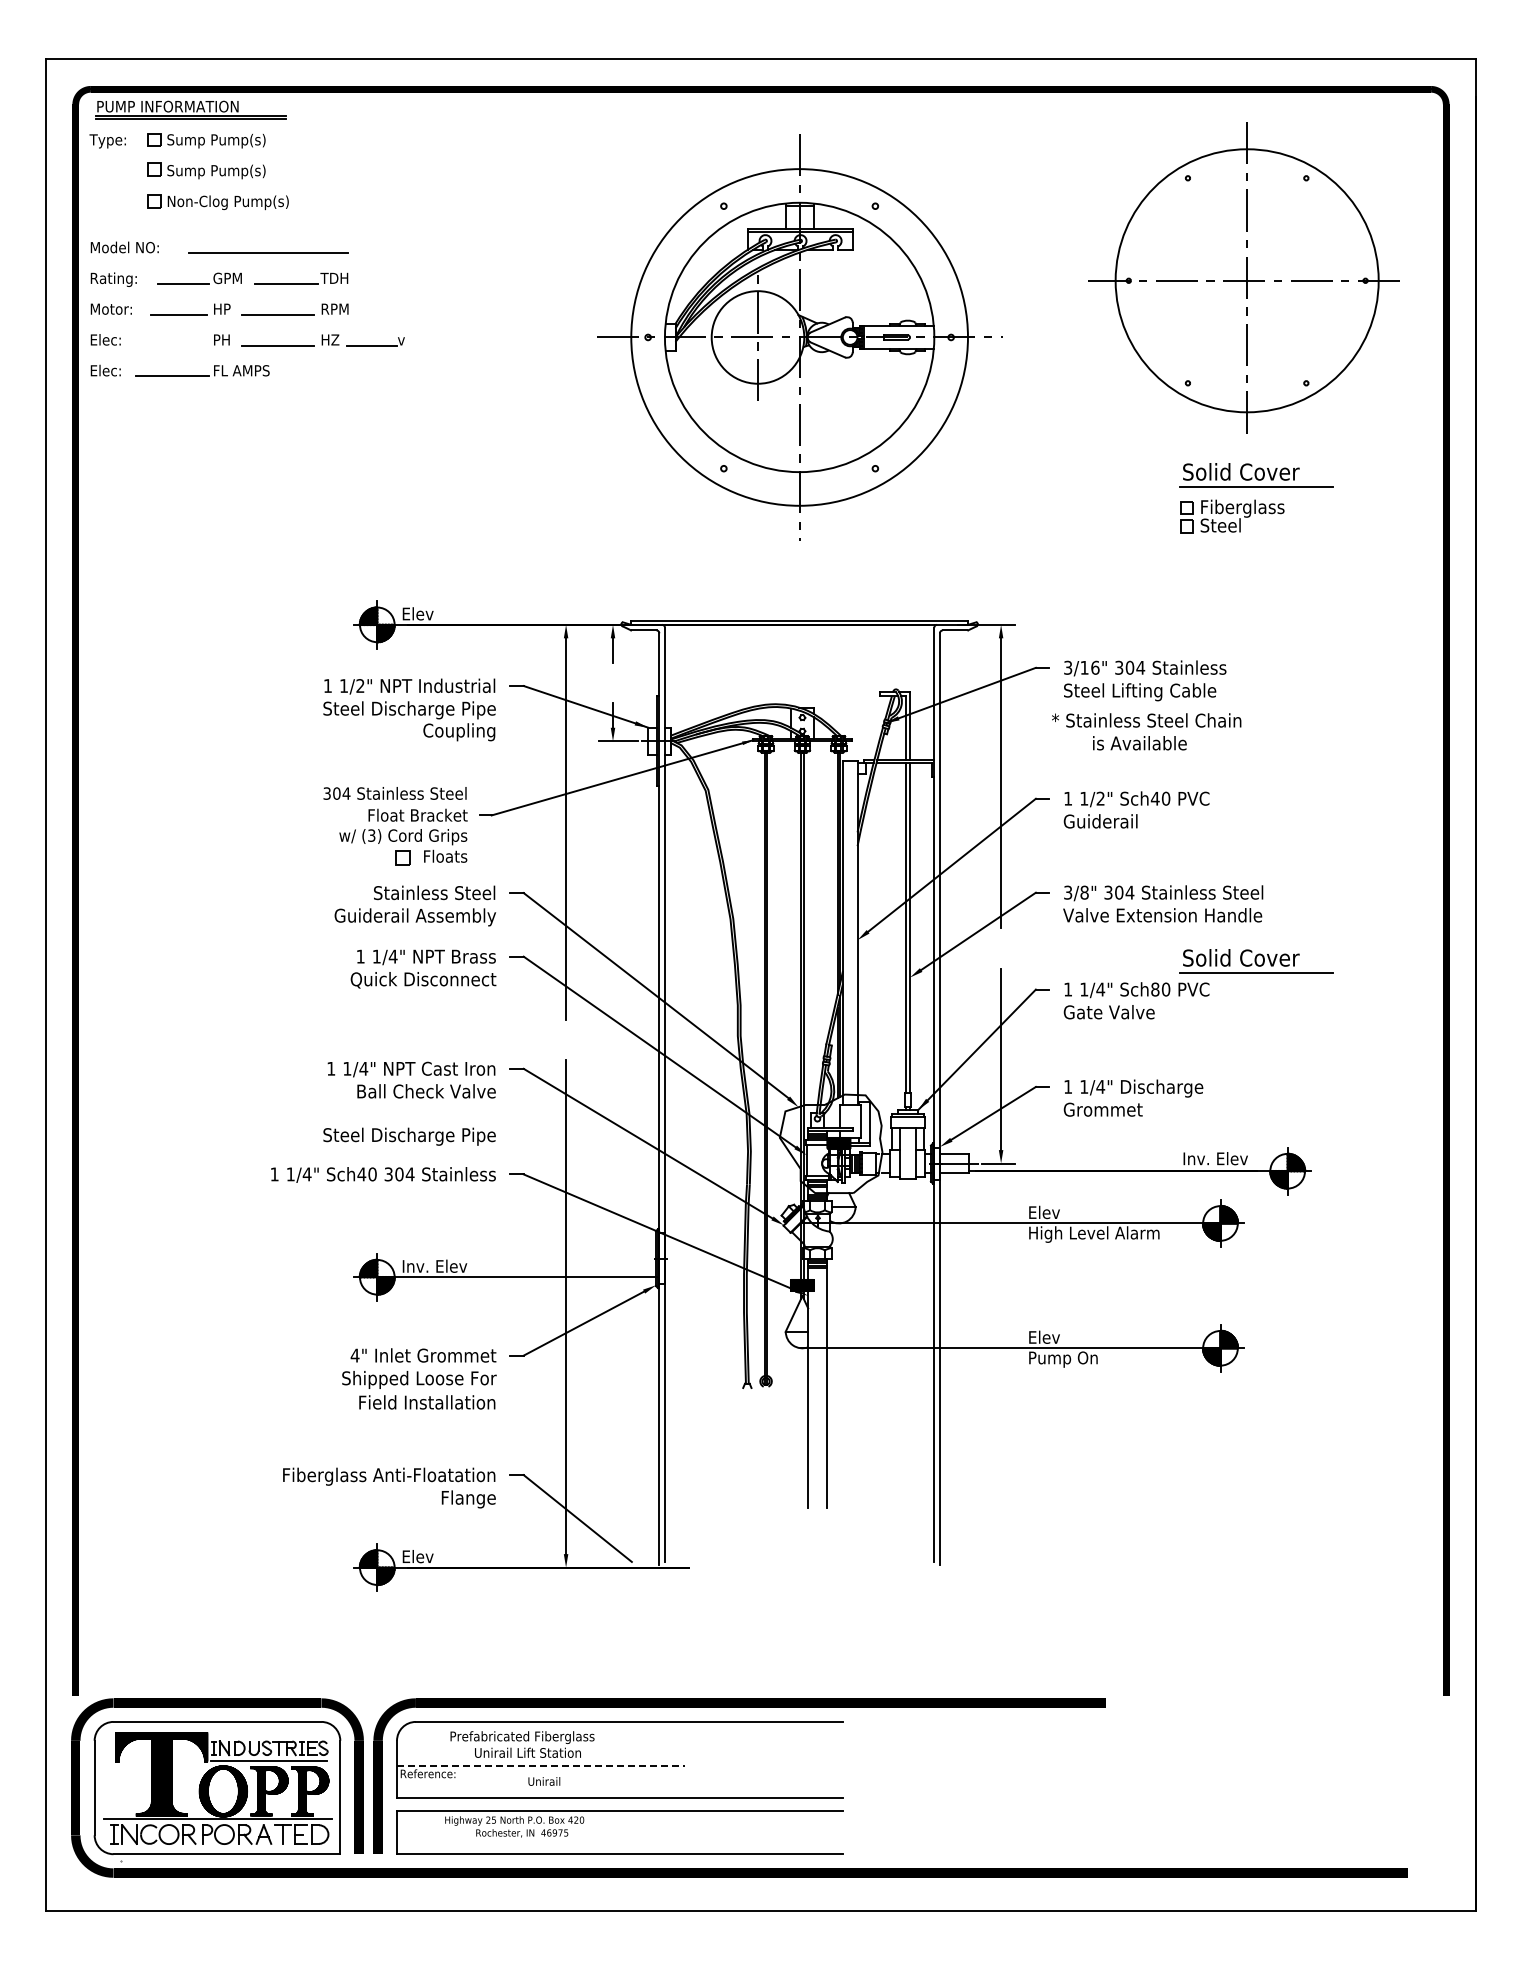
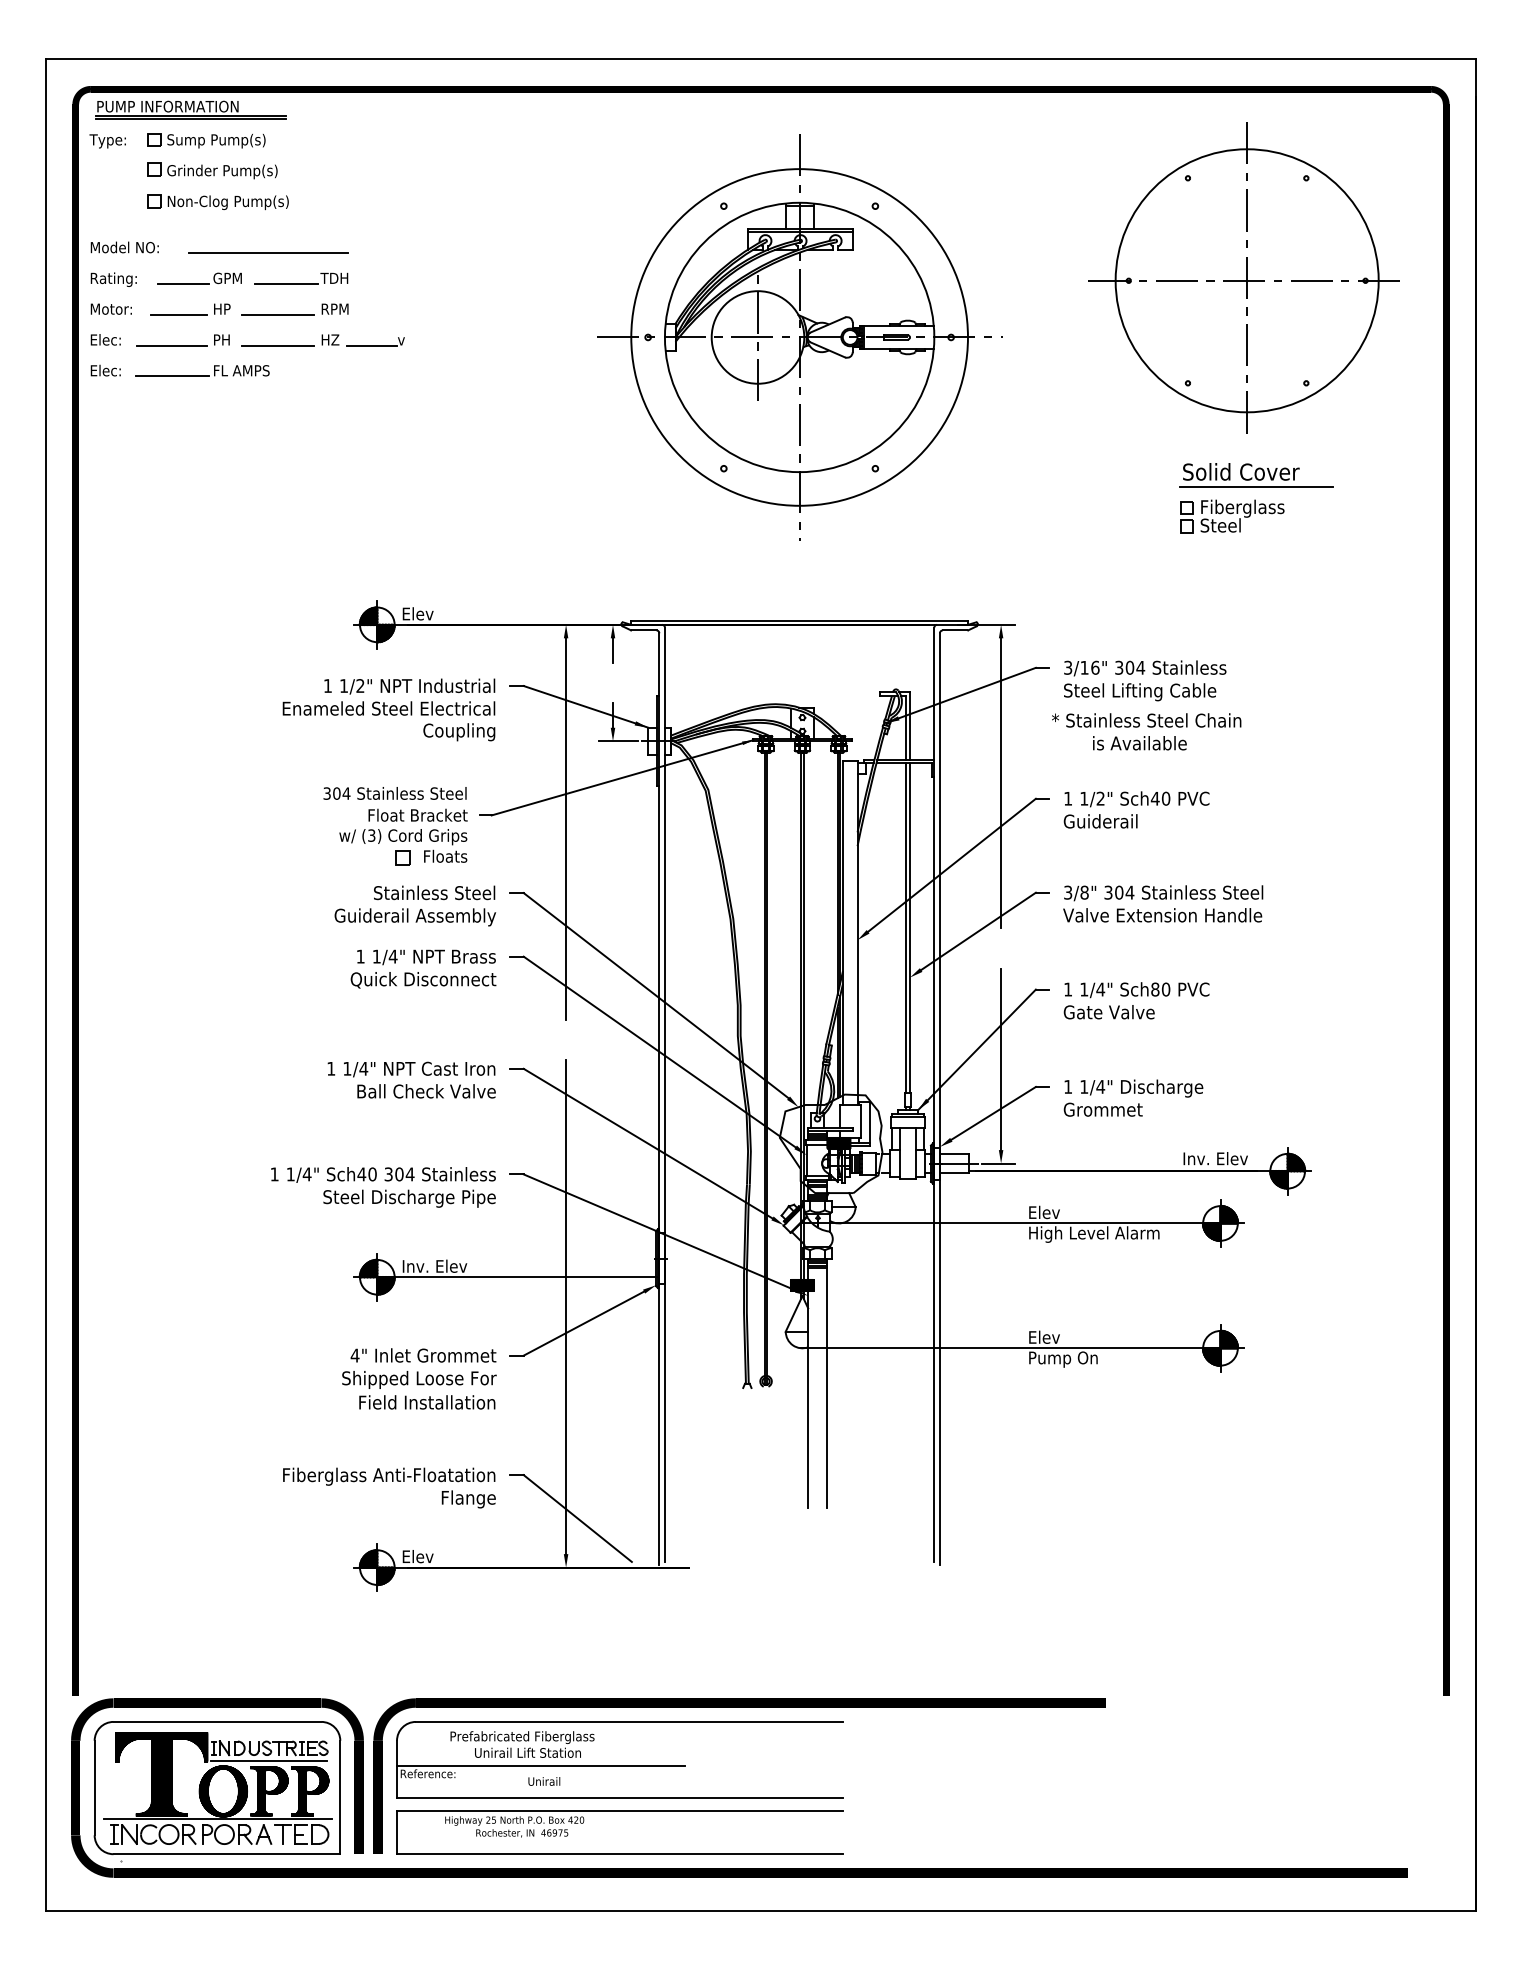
text: Sump Pump(s) -> Grinder Pump(s) (222, 171)
line: none -> present (171, 345)
text: Steel Discharge Pipe -> Enameled Steel Electrical (388, 710)
part: present -> none (1256, 961)
text position: (409, 1136) -> (409, 1198) (409, 1198)
line: dashed -> solid (541, 1765)
